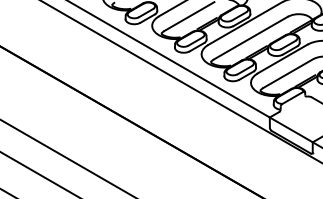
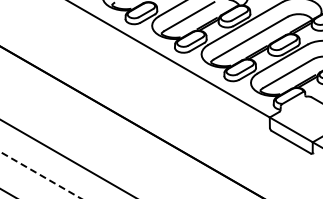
line: present -> none (181, 81)
line: solid -> dashed (40, 175)
